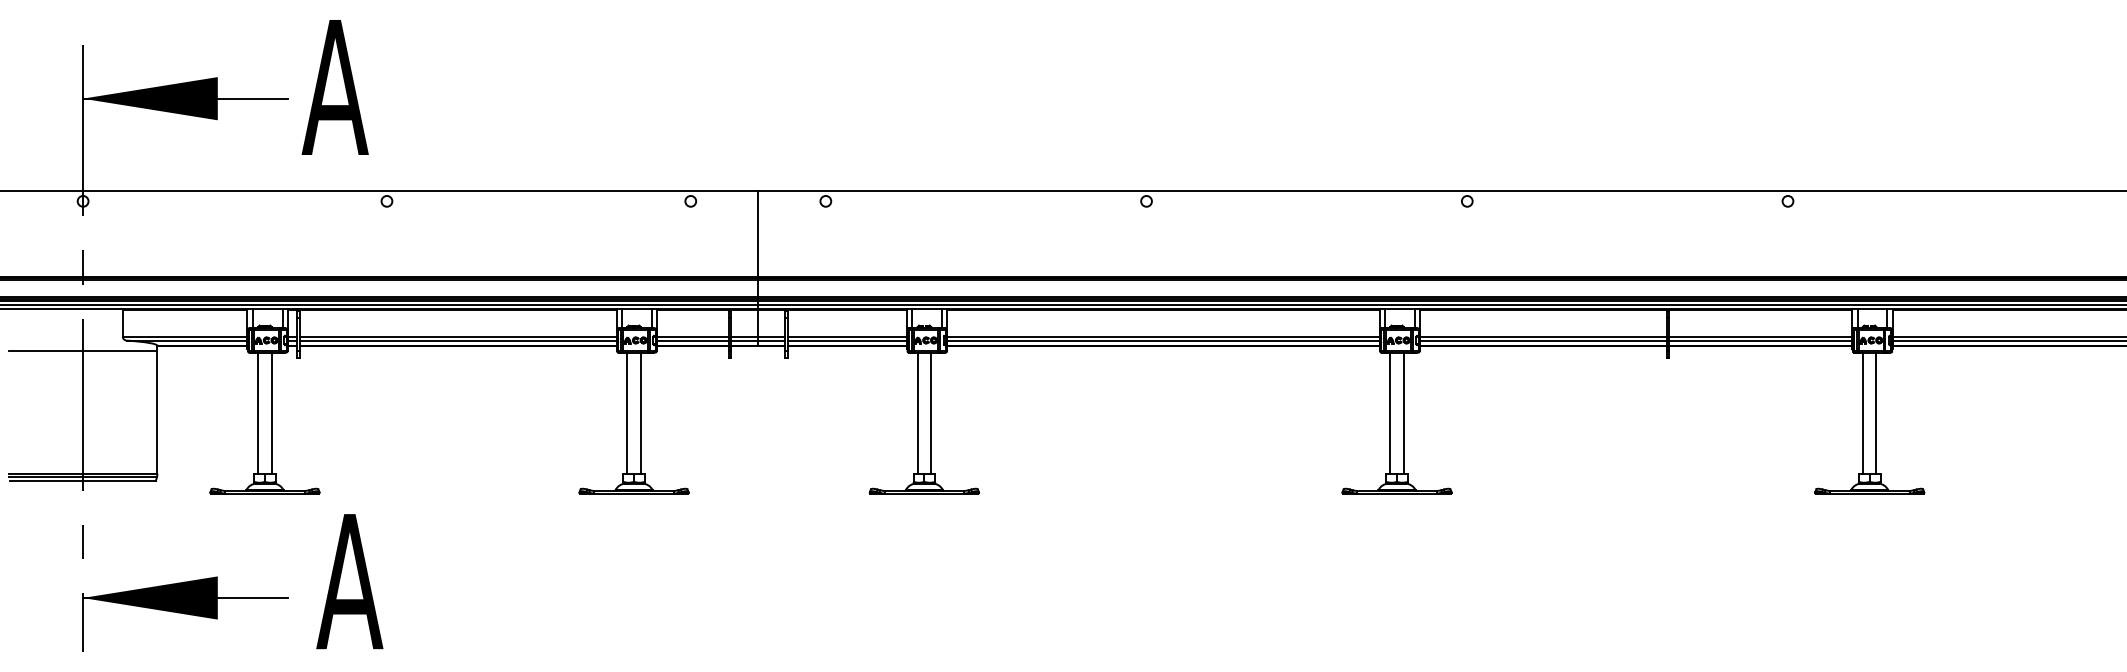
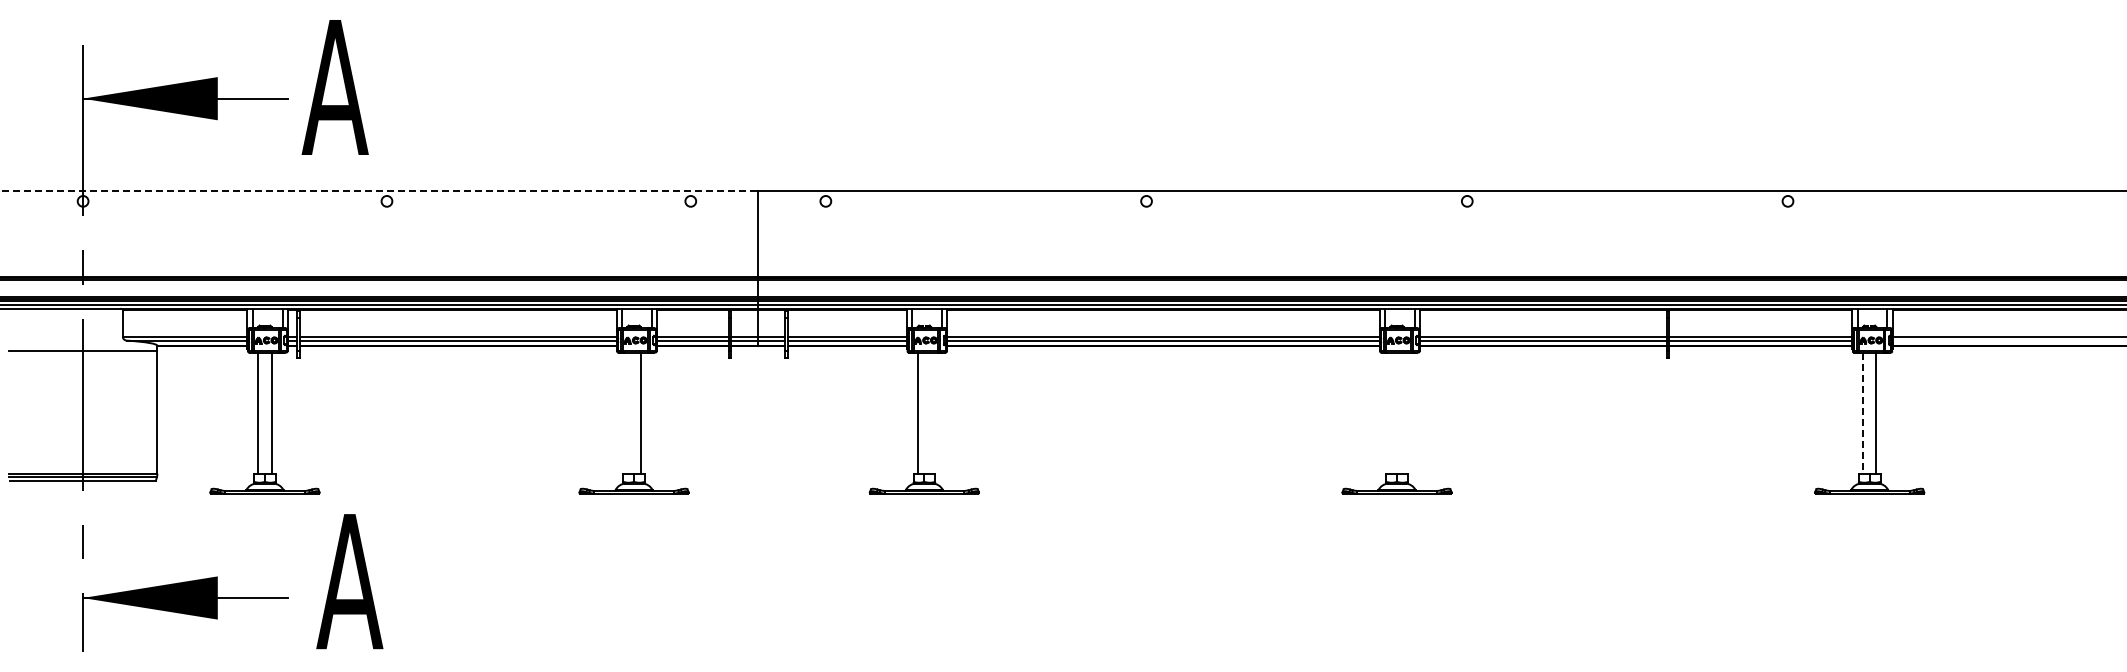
line: solid -> dashed (379, 190)
line: present -> none (2007, 340)
line: present -> none (627, 413)
line: present -> none (931, 413)
line: present -> none (1390, 413)
line: present -> none (1403, 413)
line: solid -> dashed (1862, 413)
